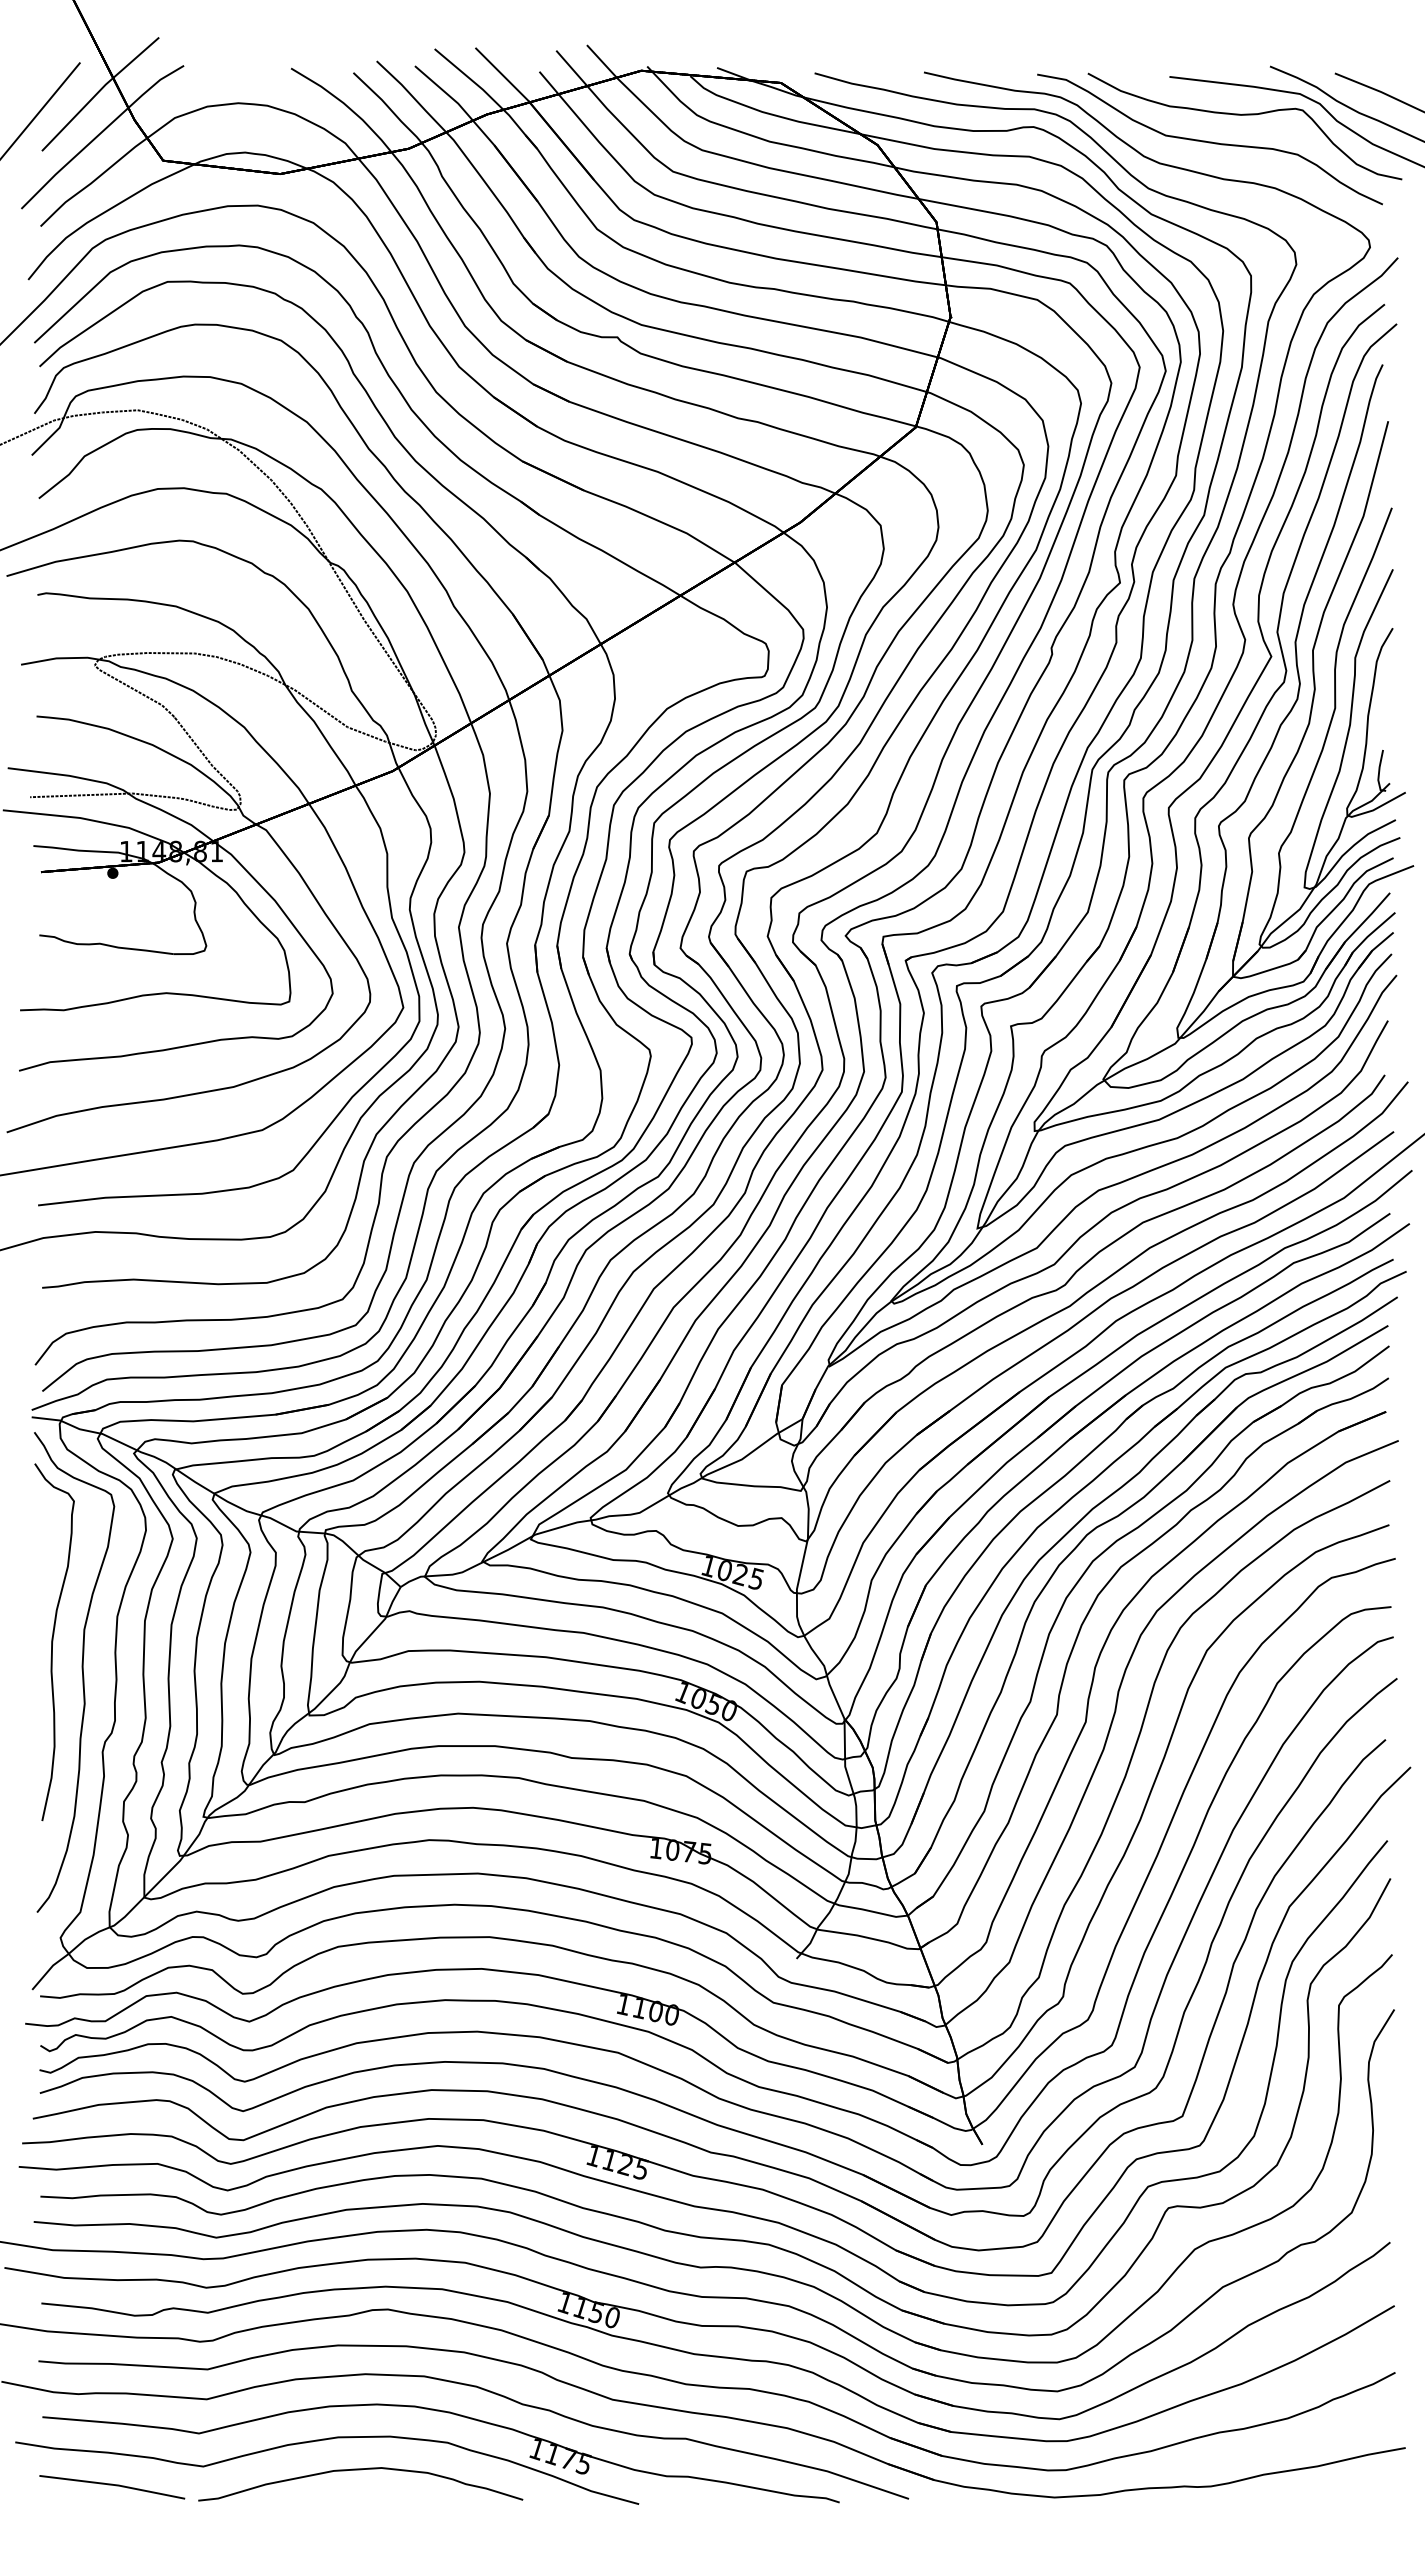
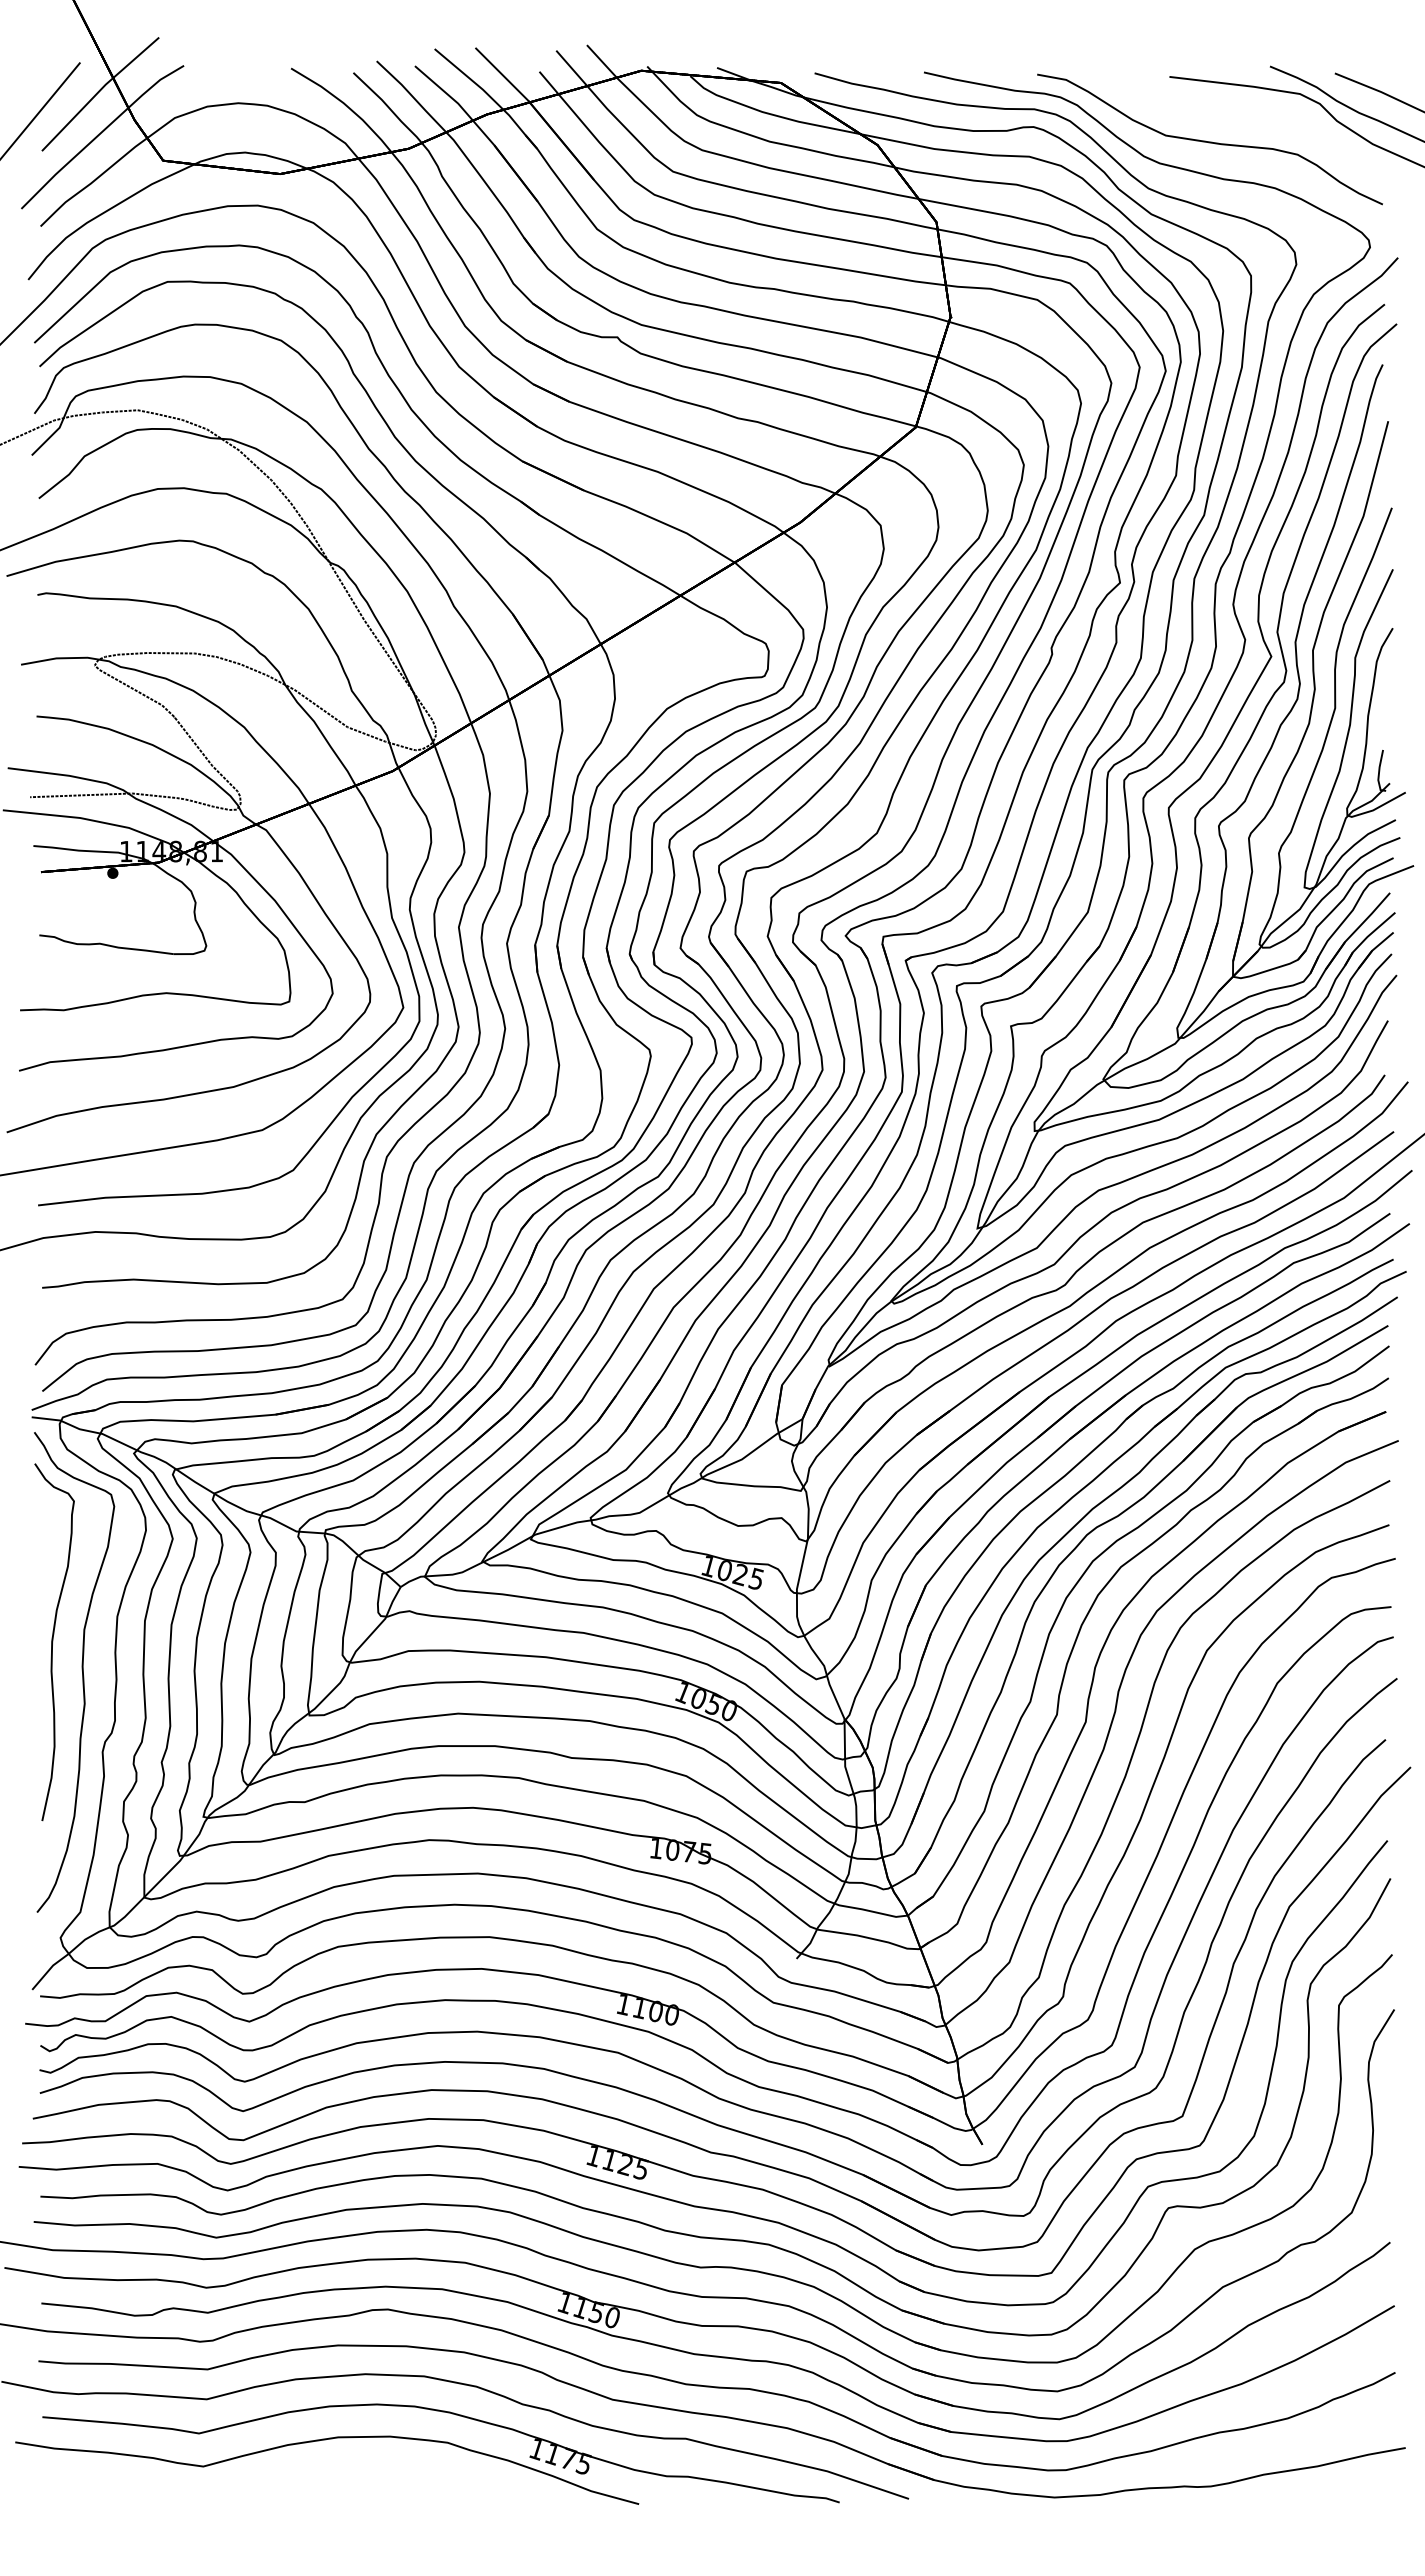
curve: present -> none (1244, 115)
part: present -> none (281, 2484)
